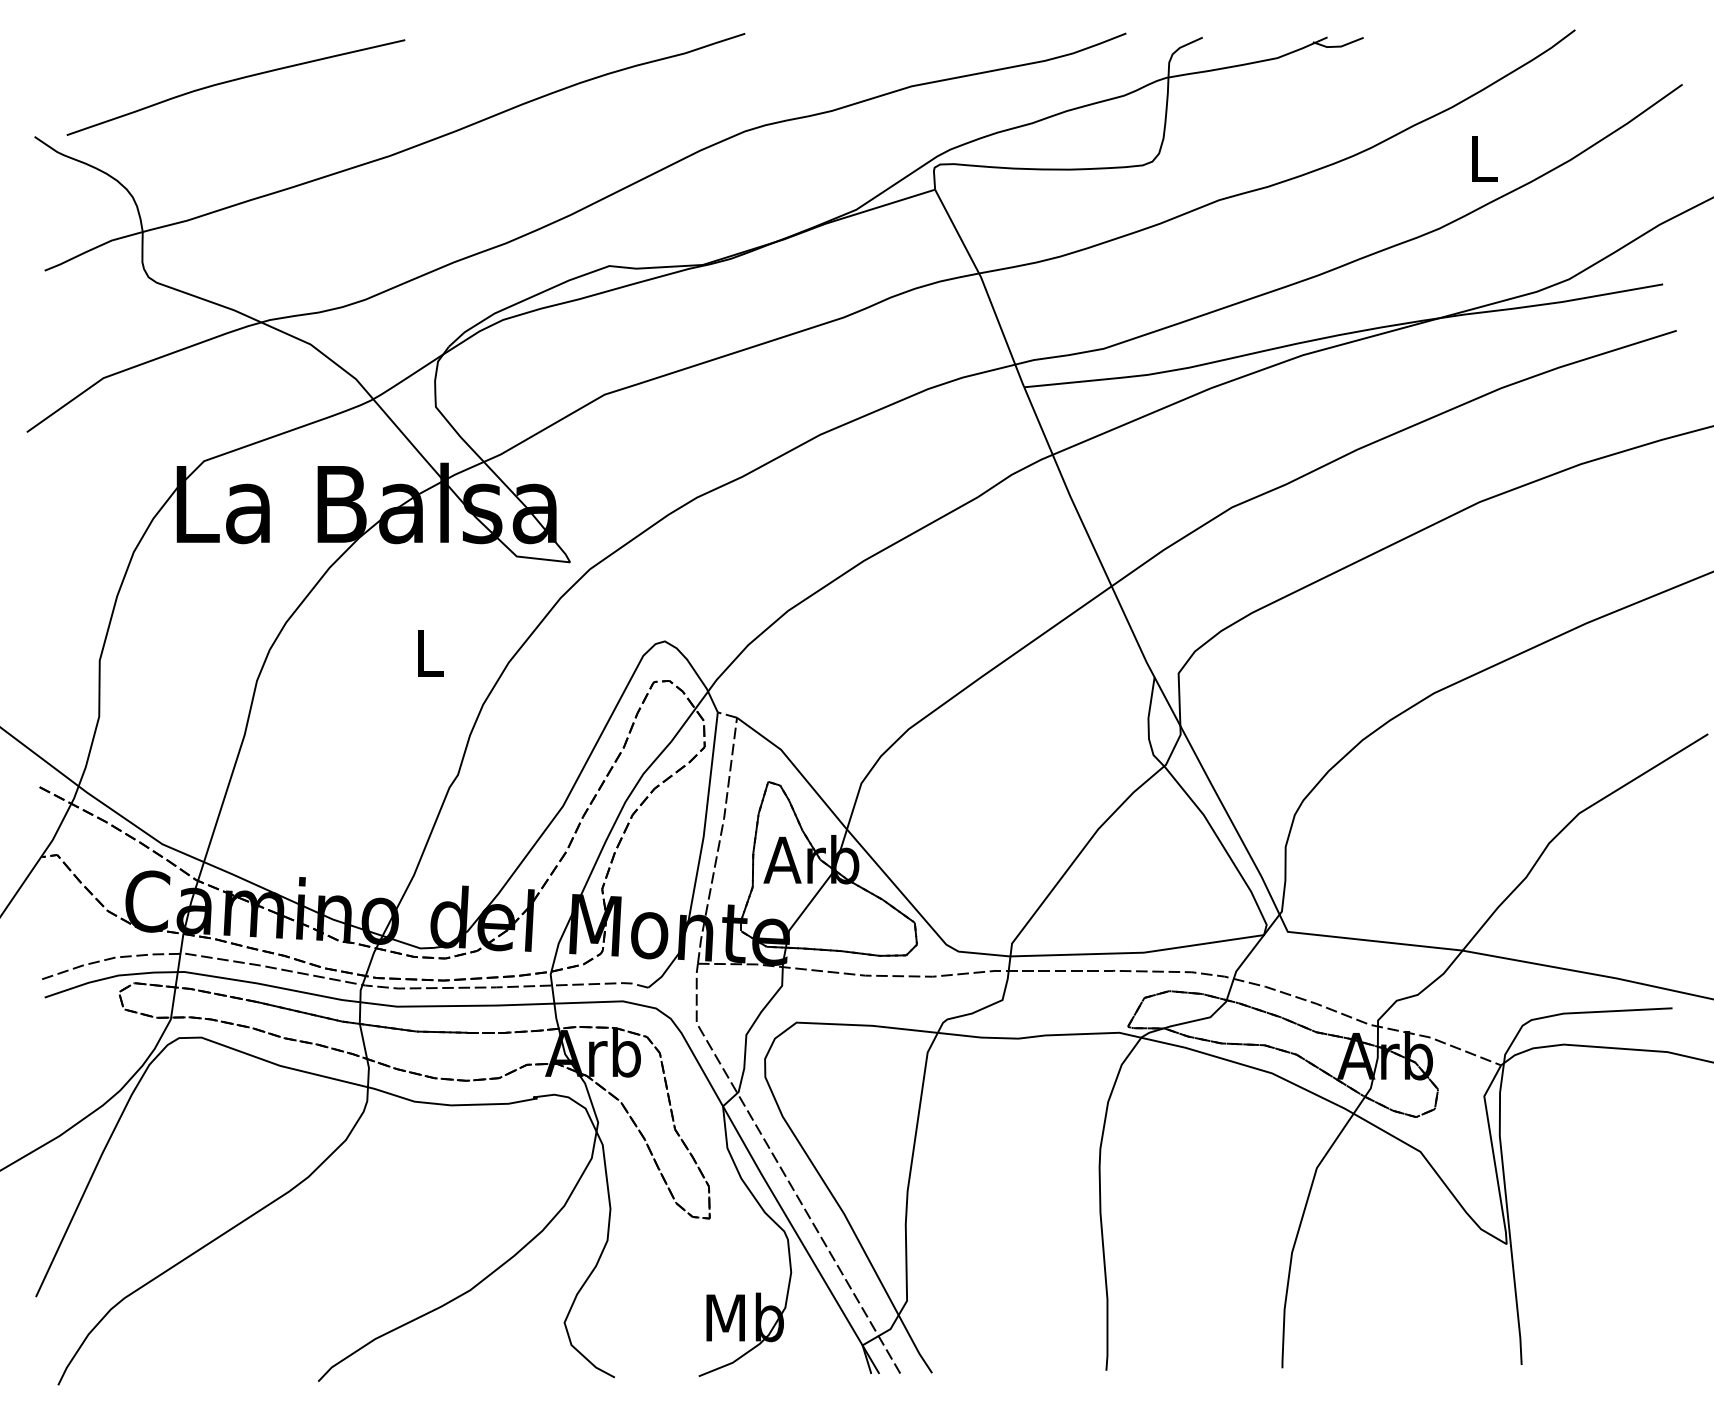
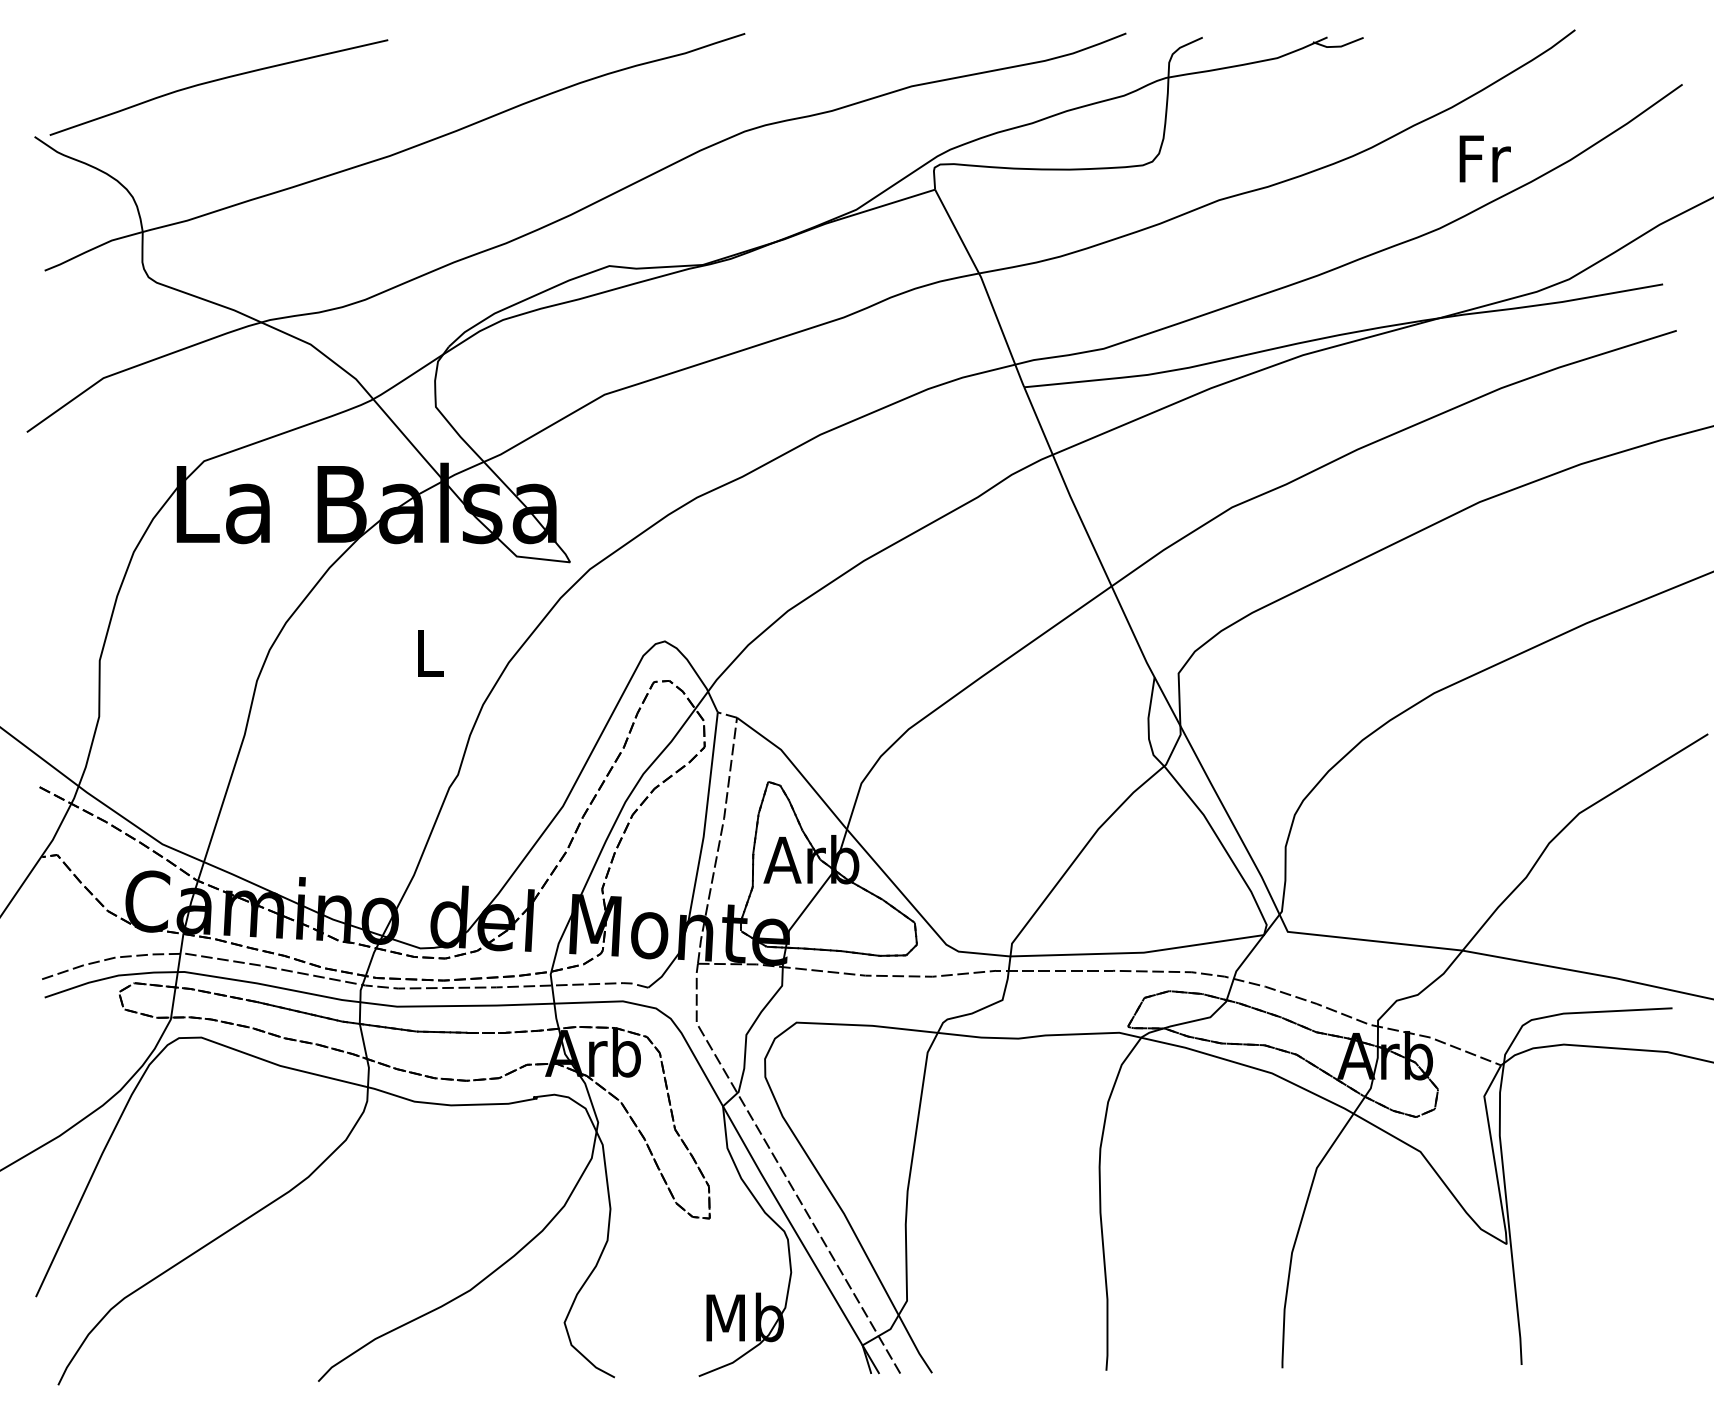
curve position: (233, 81) -> (216, 81) (216, 81)
text: L -> Fr (1484, 158)
